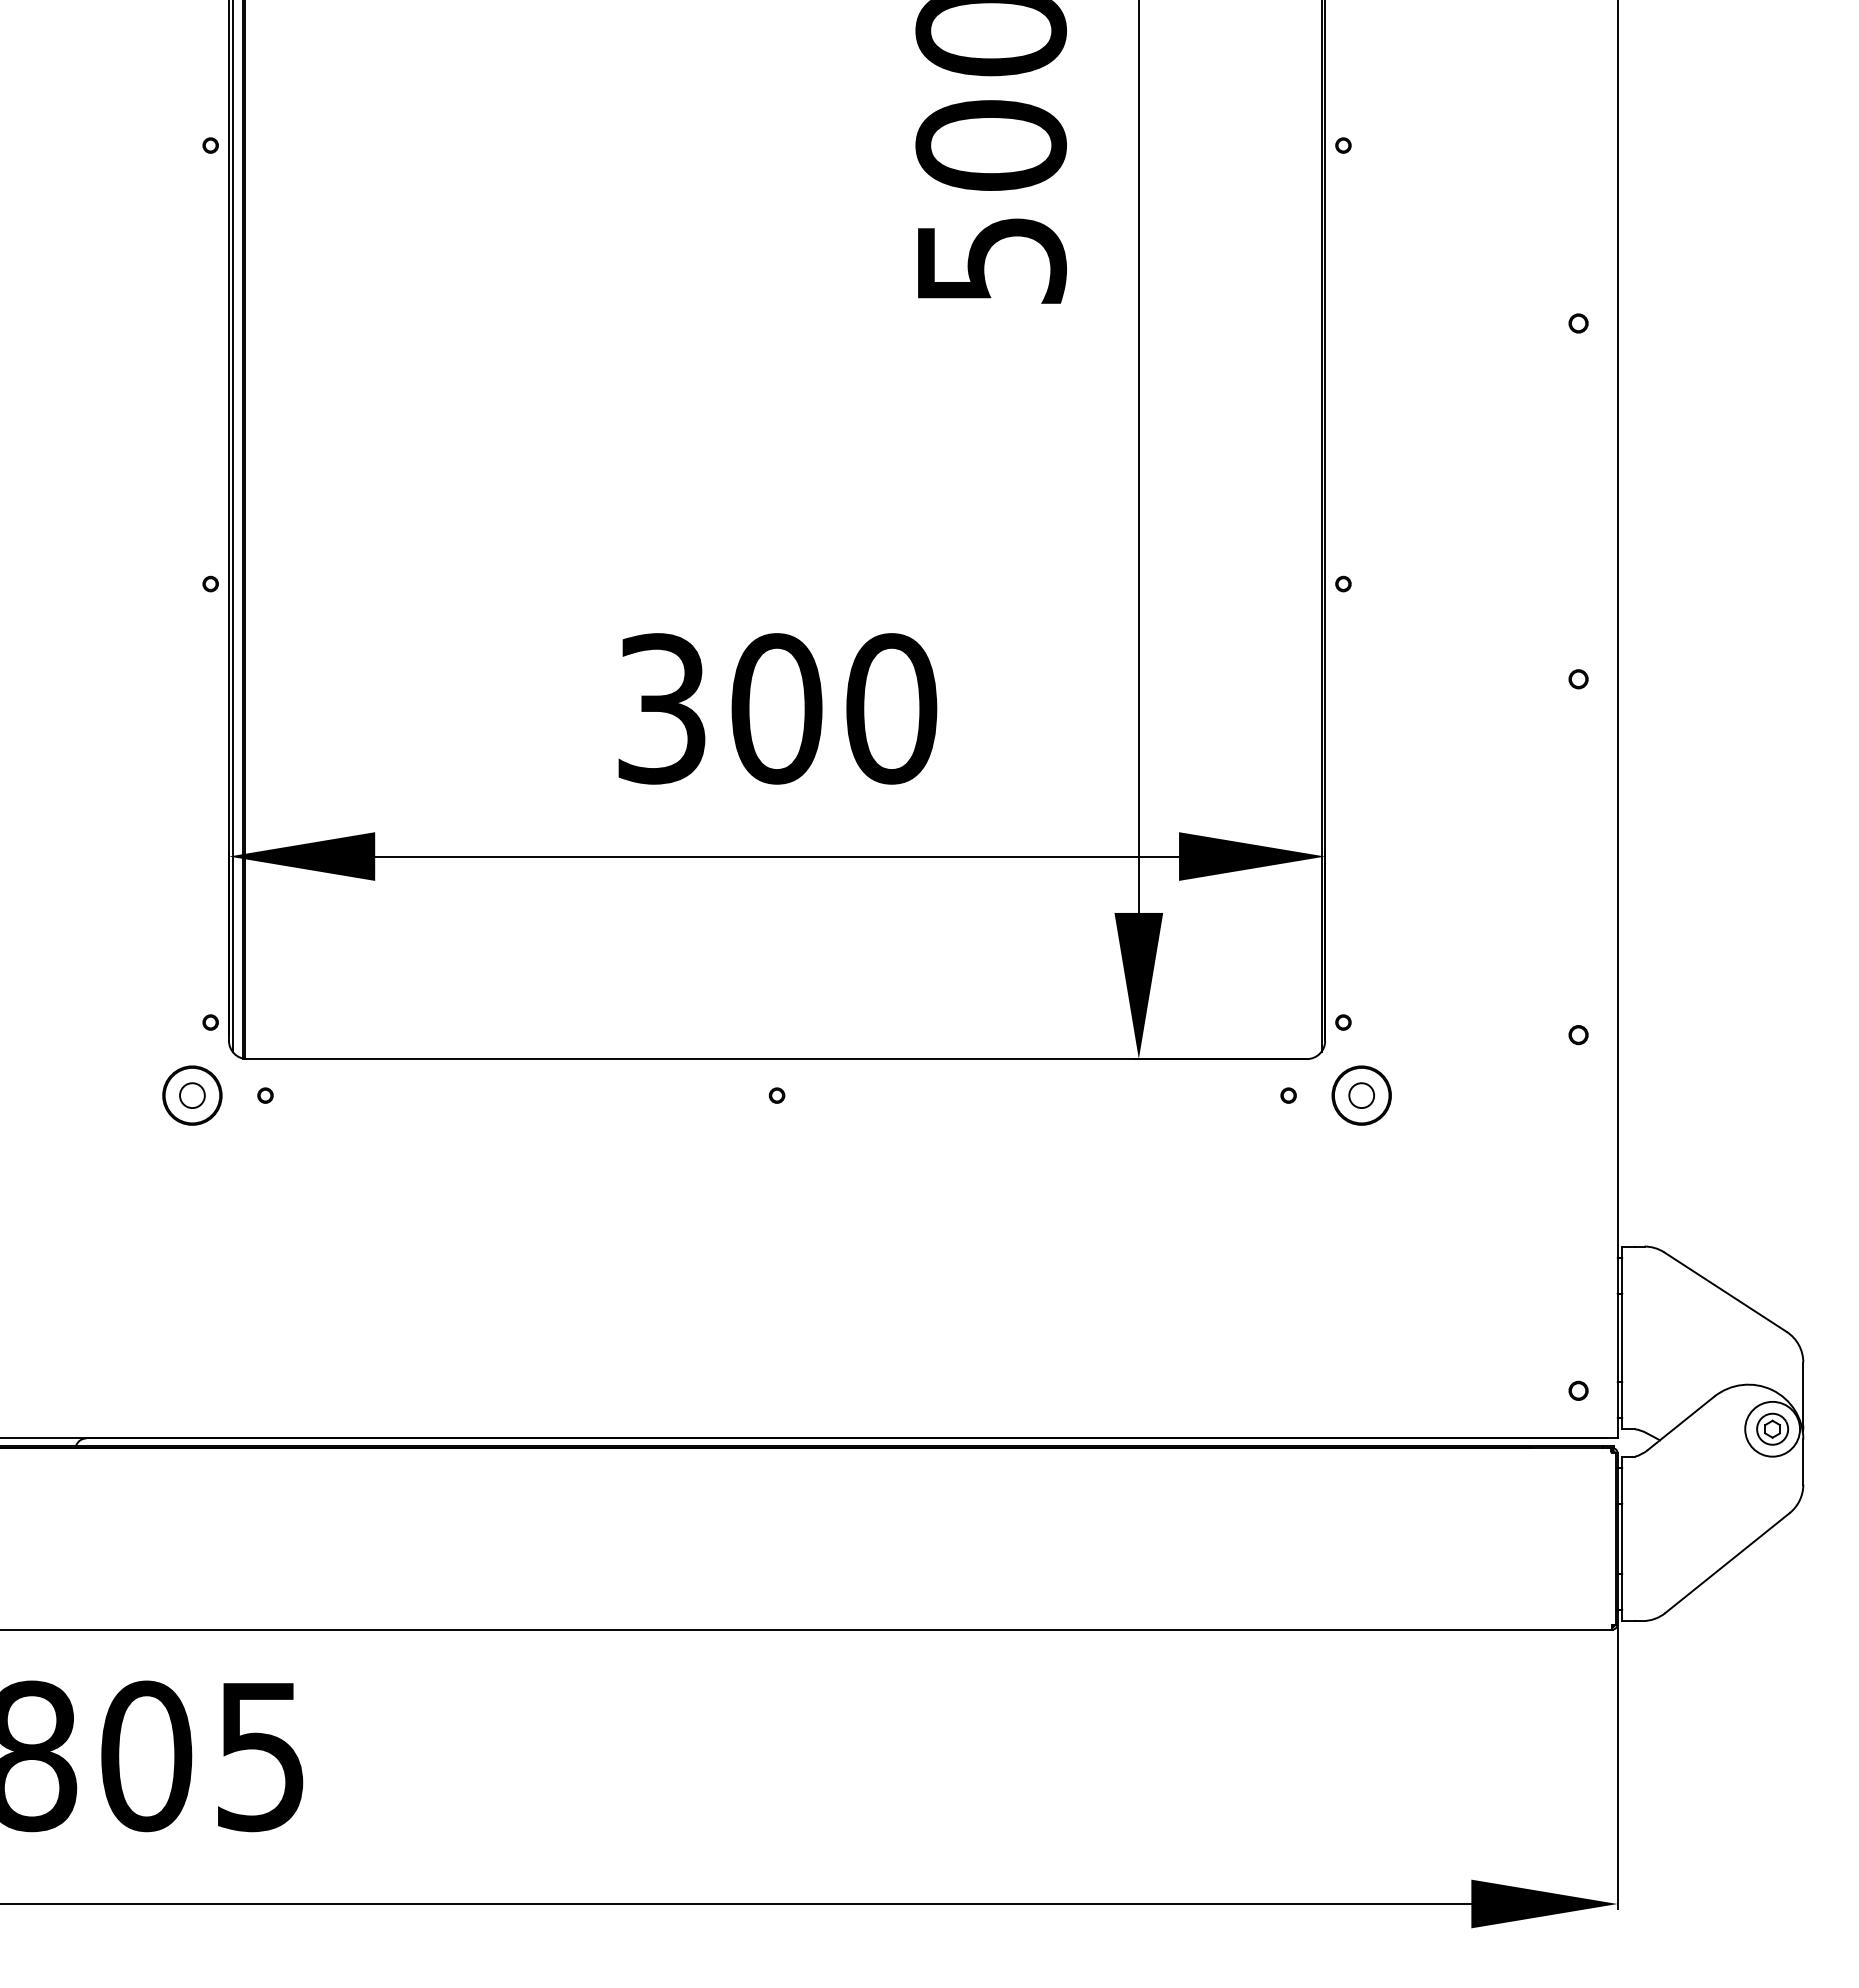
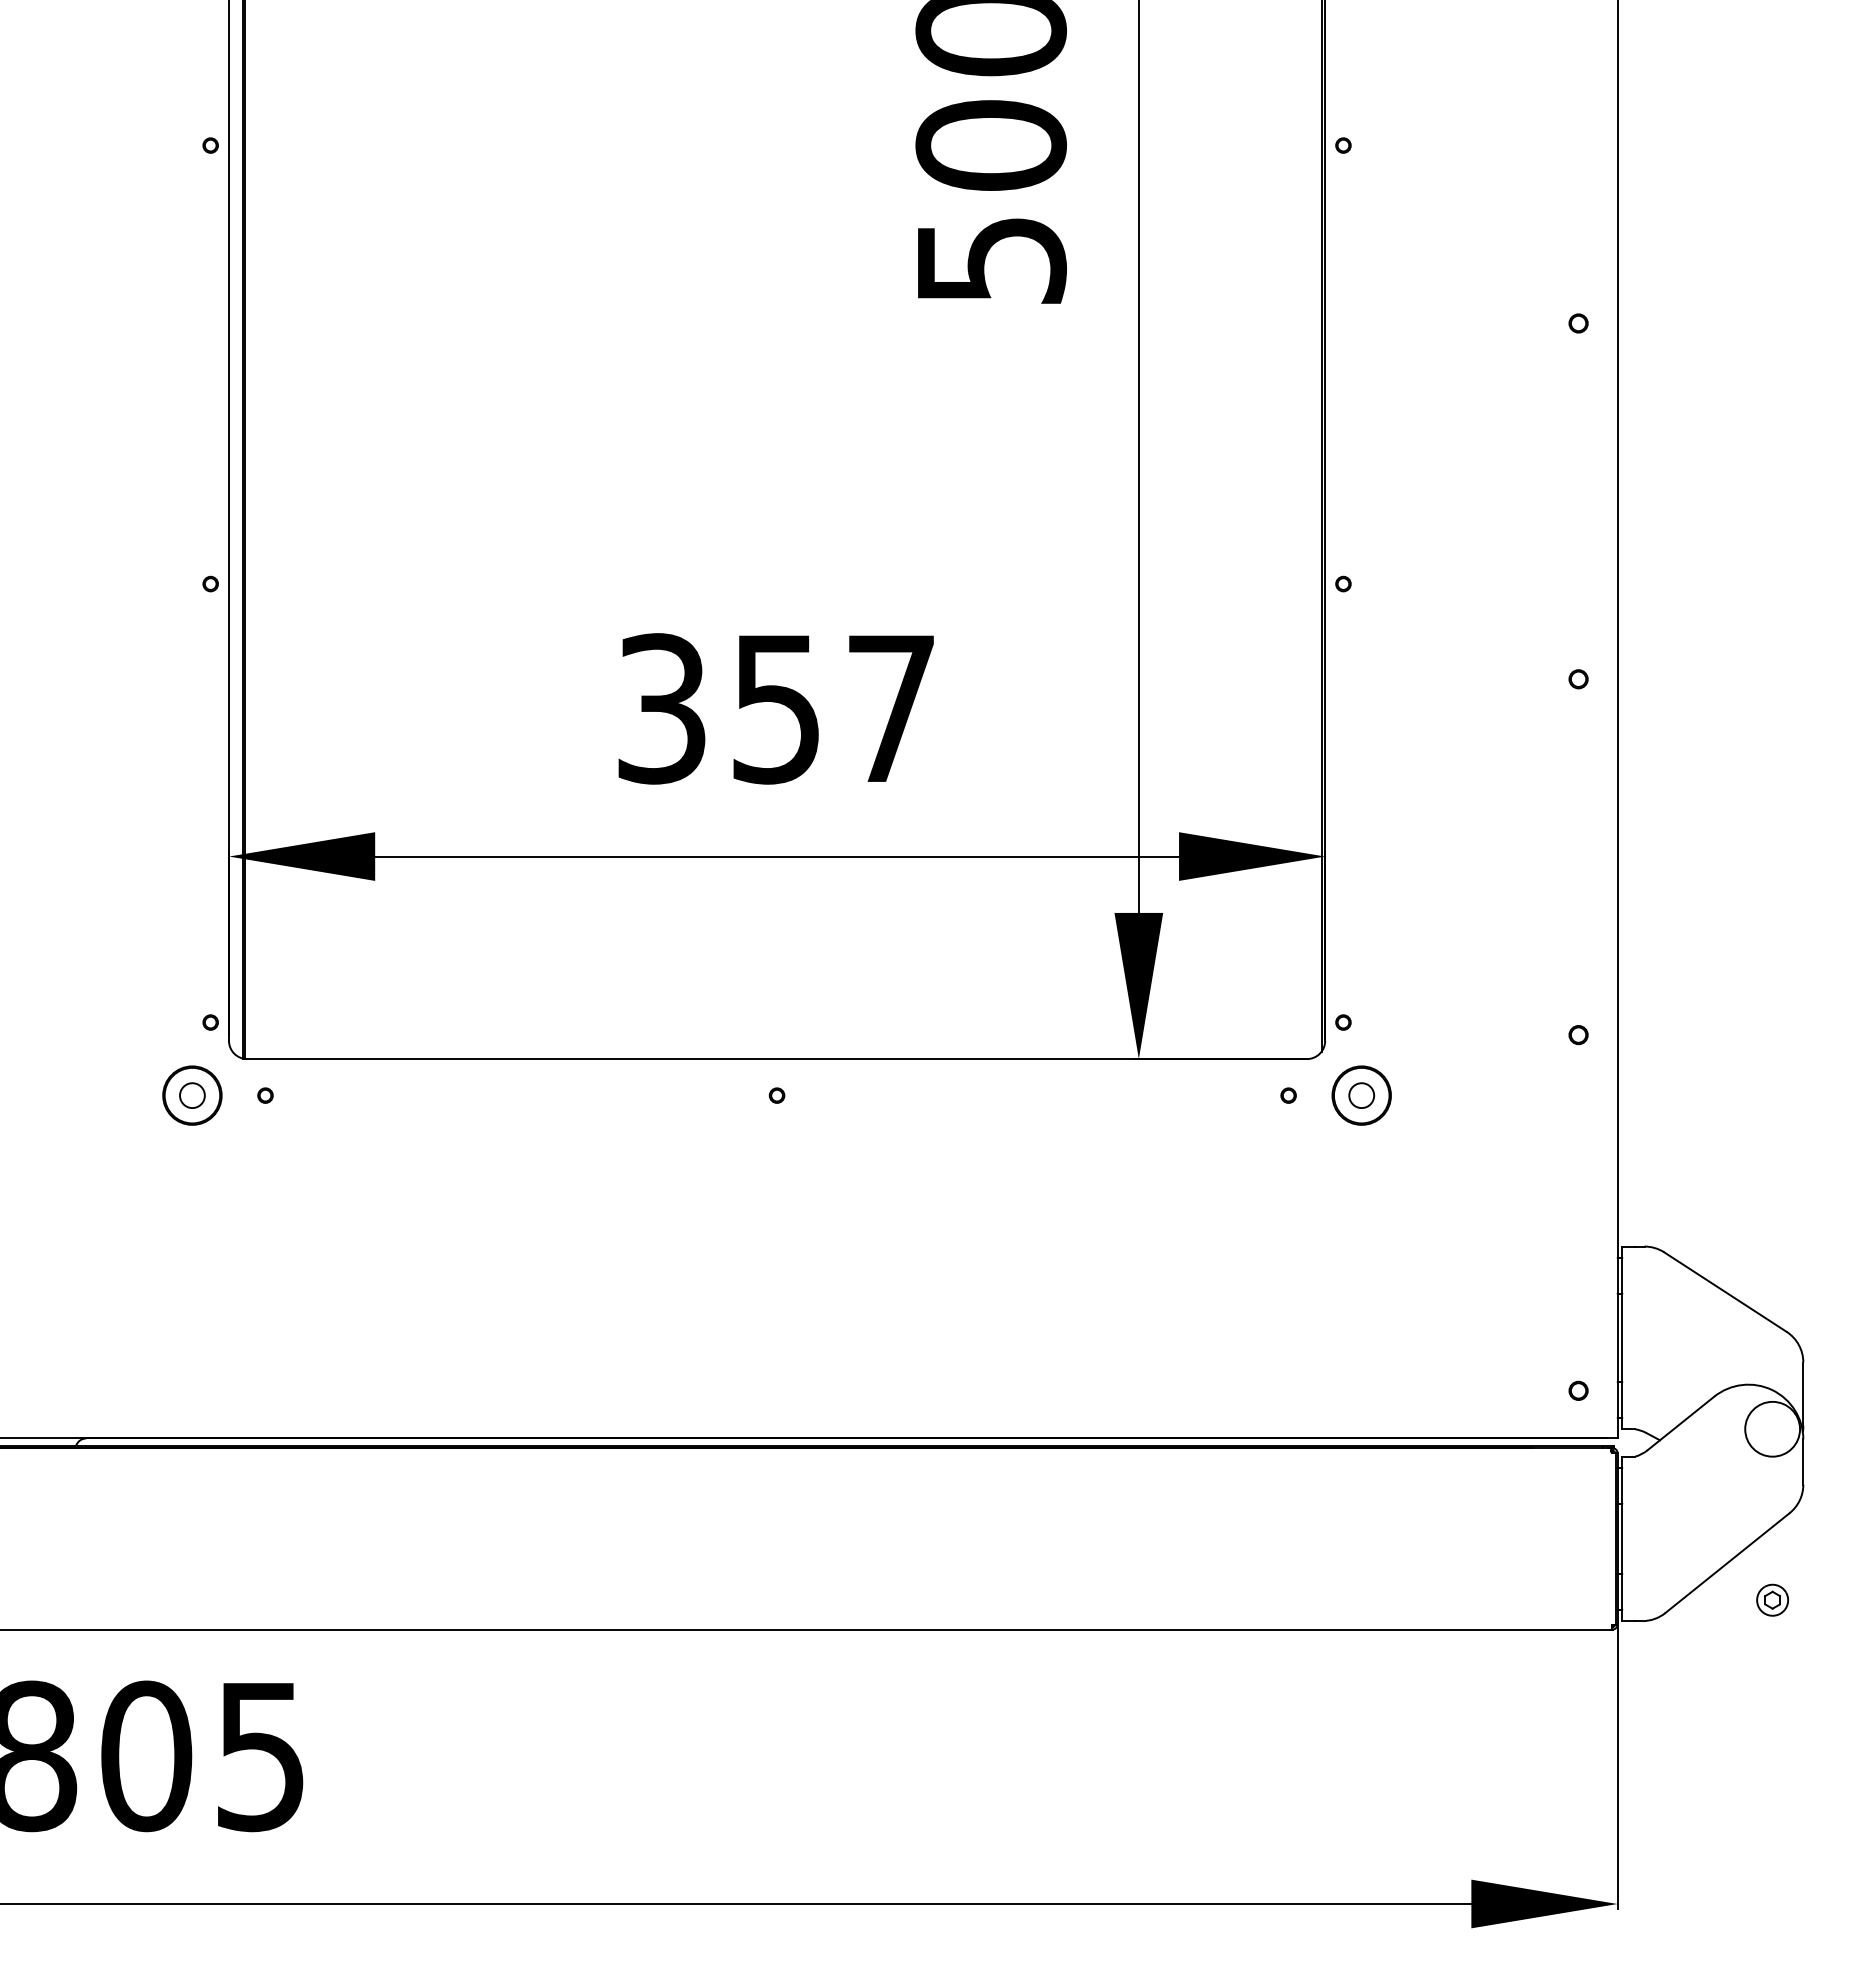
line: present -> none (232, 526)
text: 300 -> 357 (834, 708)
part position: (1772, 1428) -> (1772, 1599) (1772, 1599)
